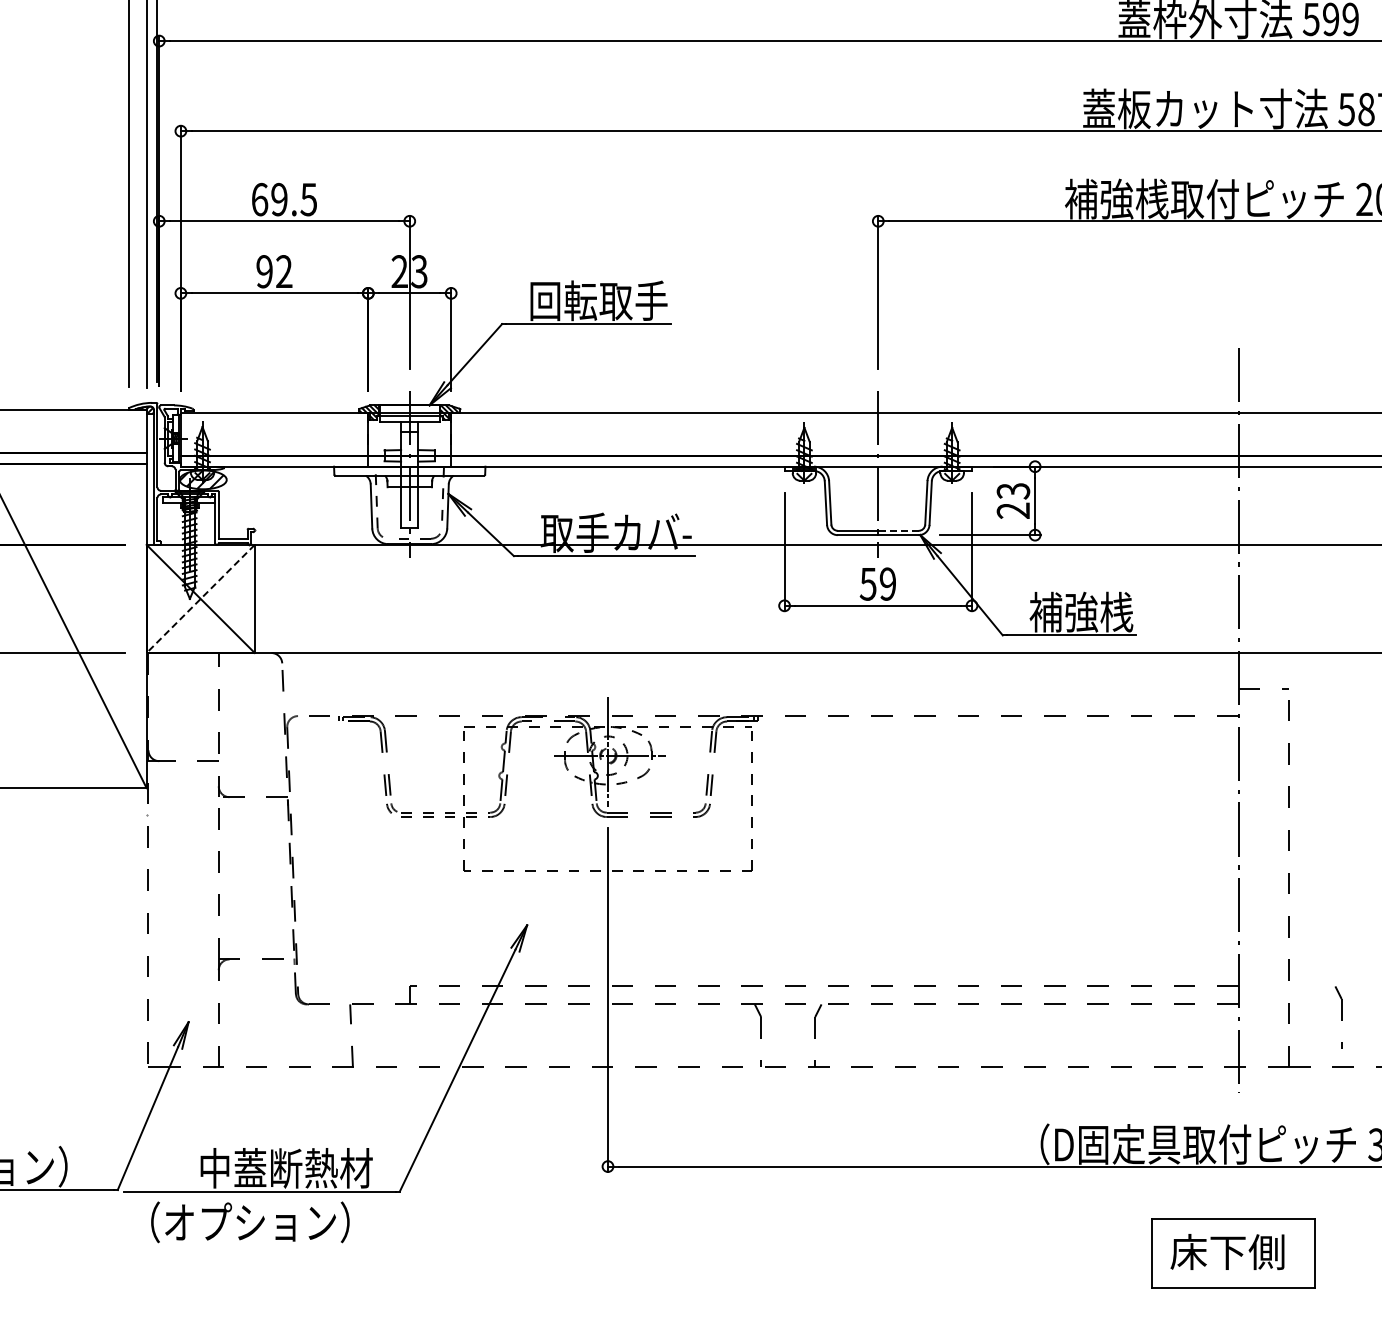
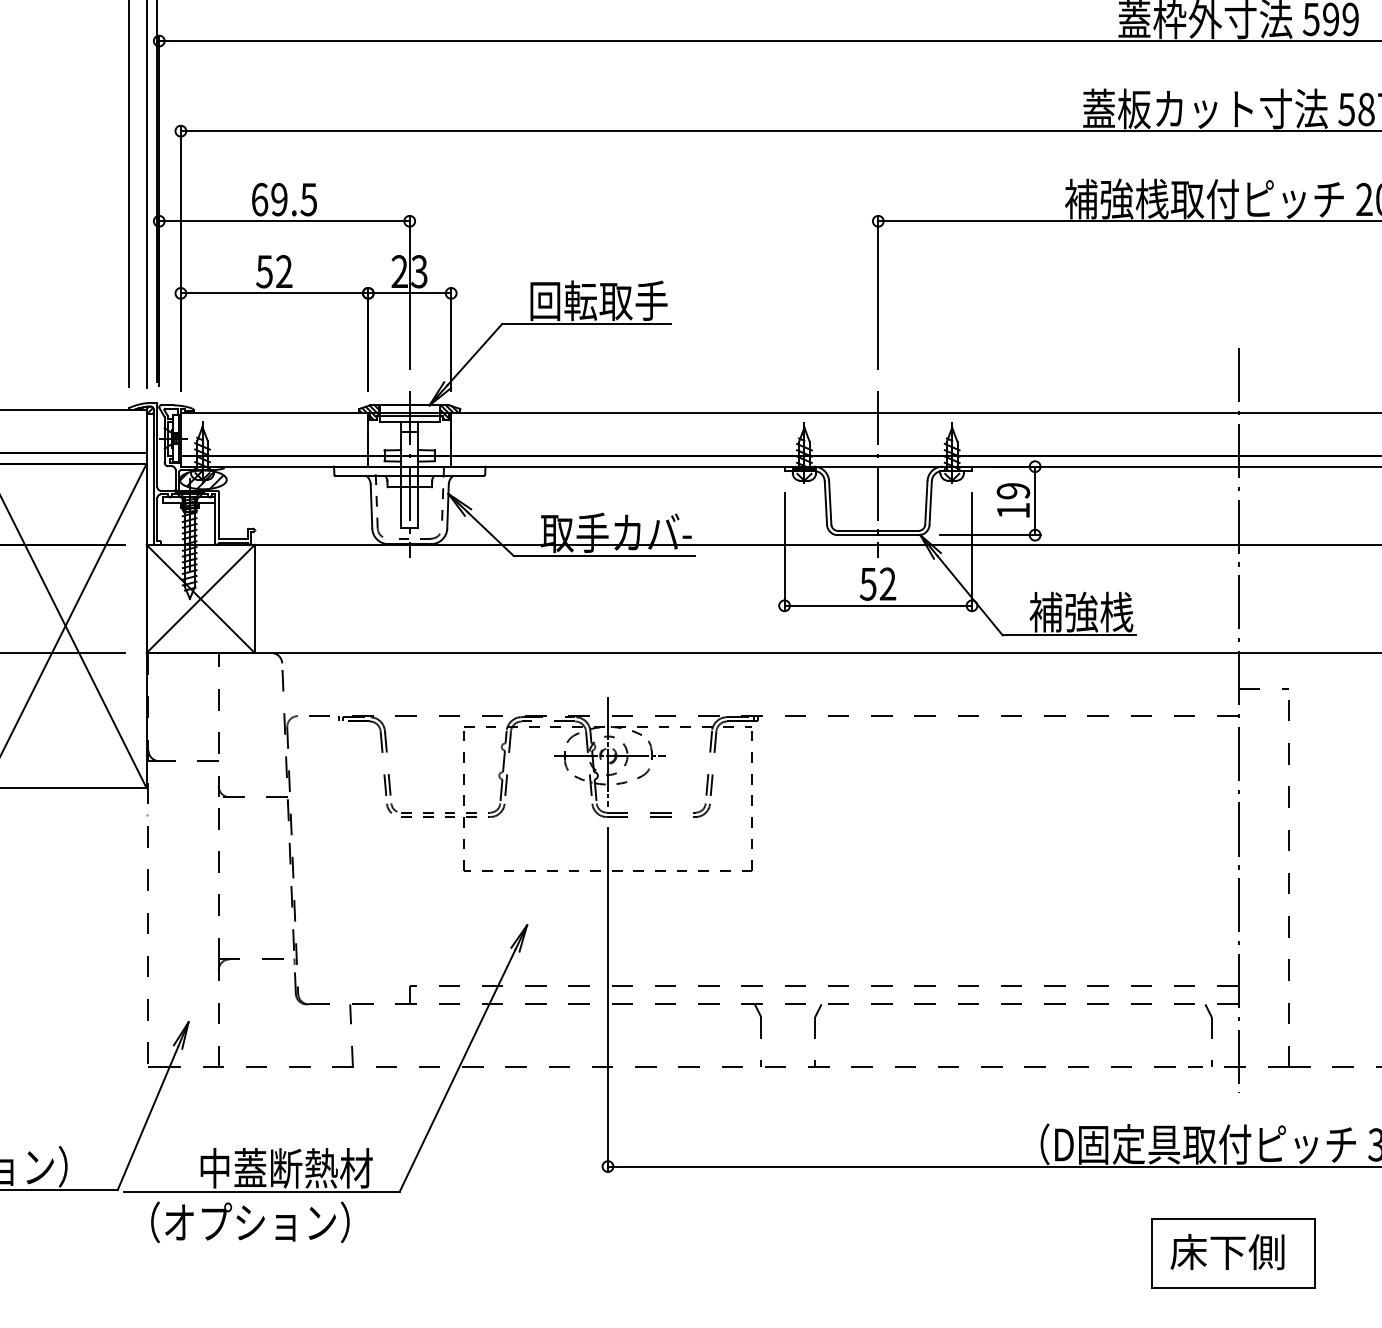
text: 92 -> 52 (264, 271)
text: 23 -> 19 (1013, 500)
line: dashed -> solid (898, 530)
text: 59 -> 52 (887, 584)
line: dashed -> solid (200, 599)
line: none -> present (74, 607)
part position: (1338, 1017) -> (1208, 1035) (1208, 1035)
